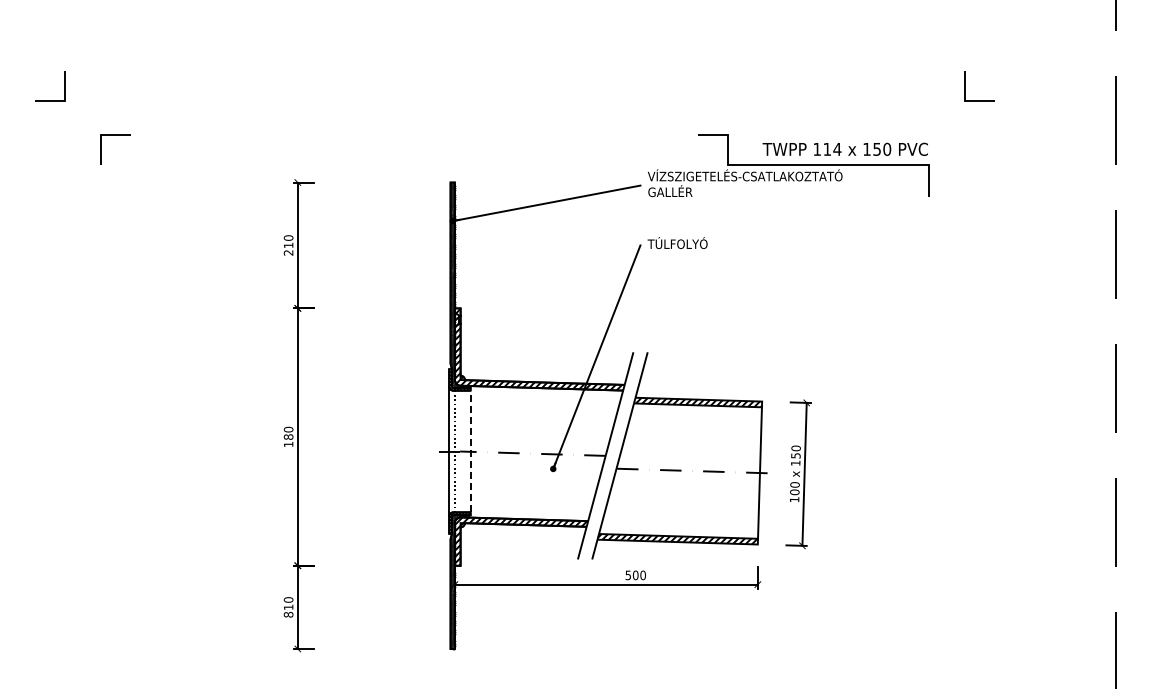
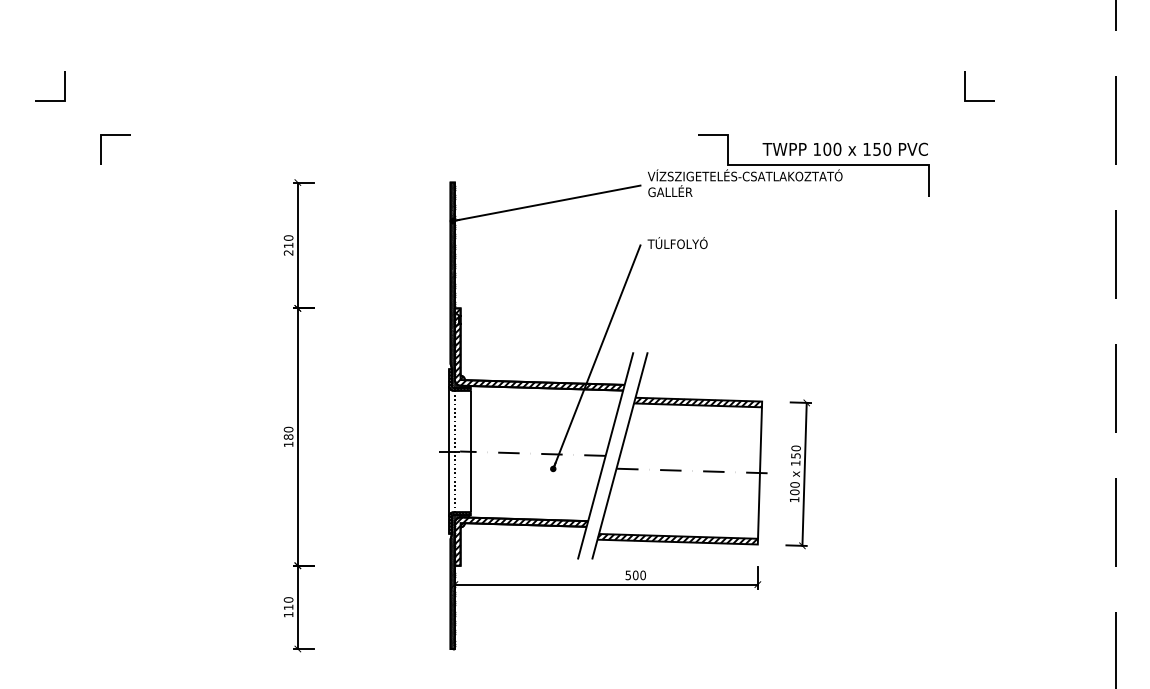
text: 114 -> 100 (832, 148)
line: dashed -> solid (470, 451)
text: 810 -> 110 (288, 614)
